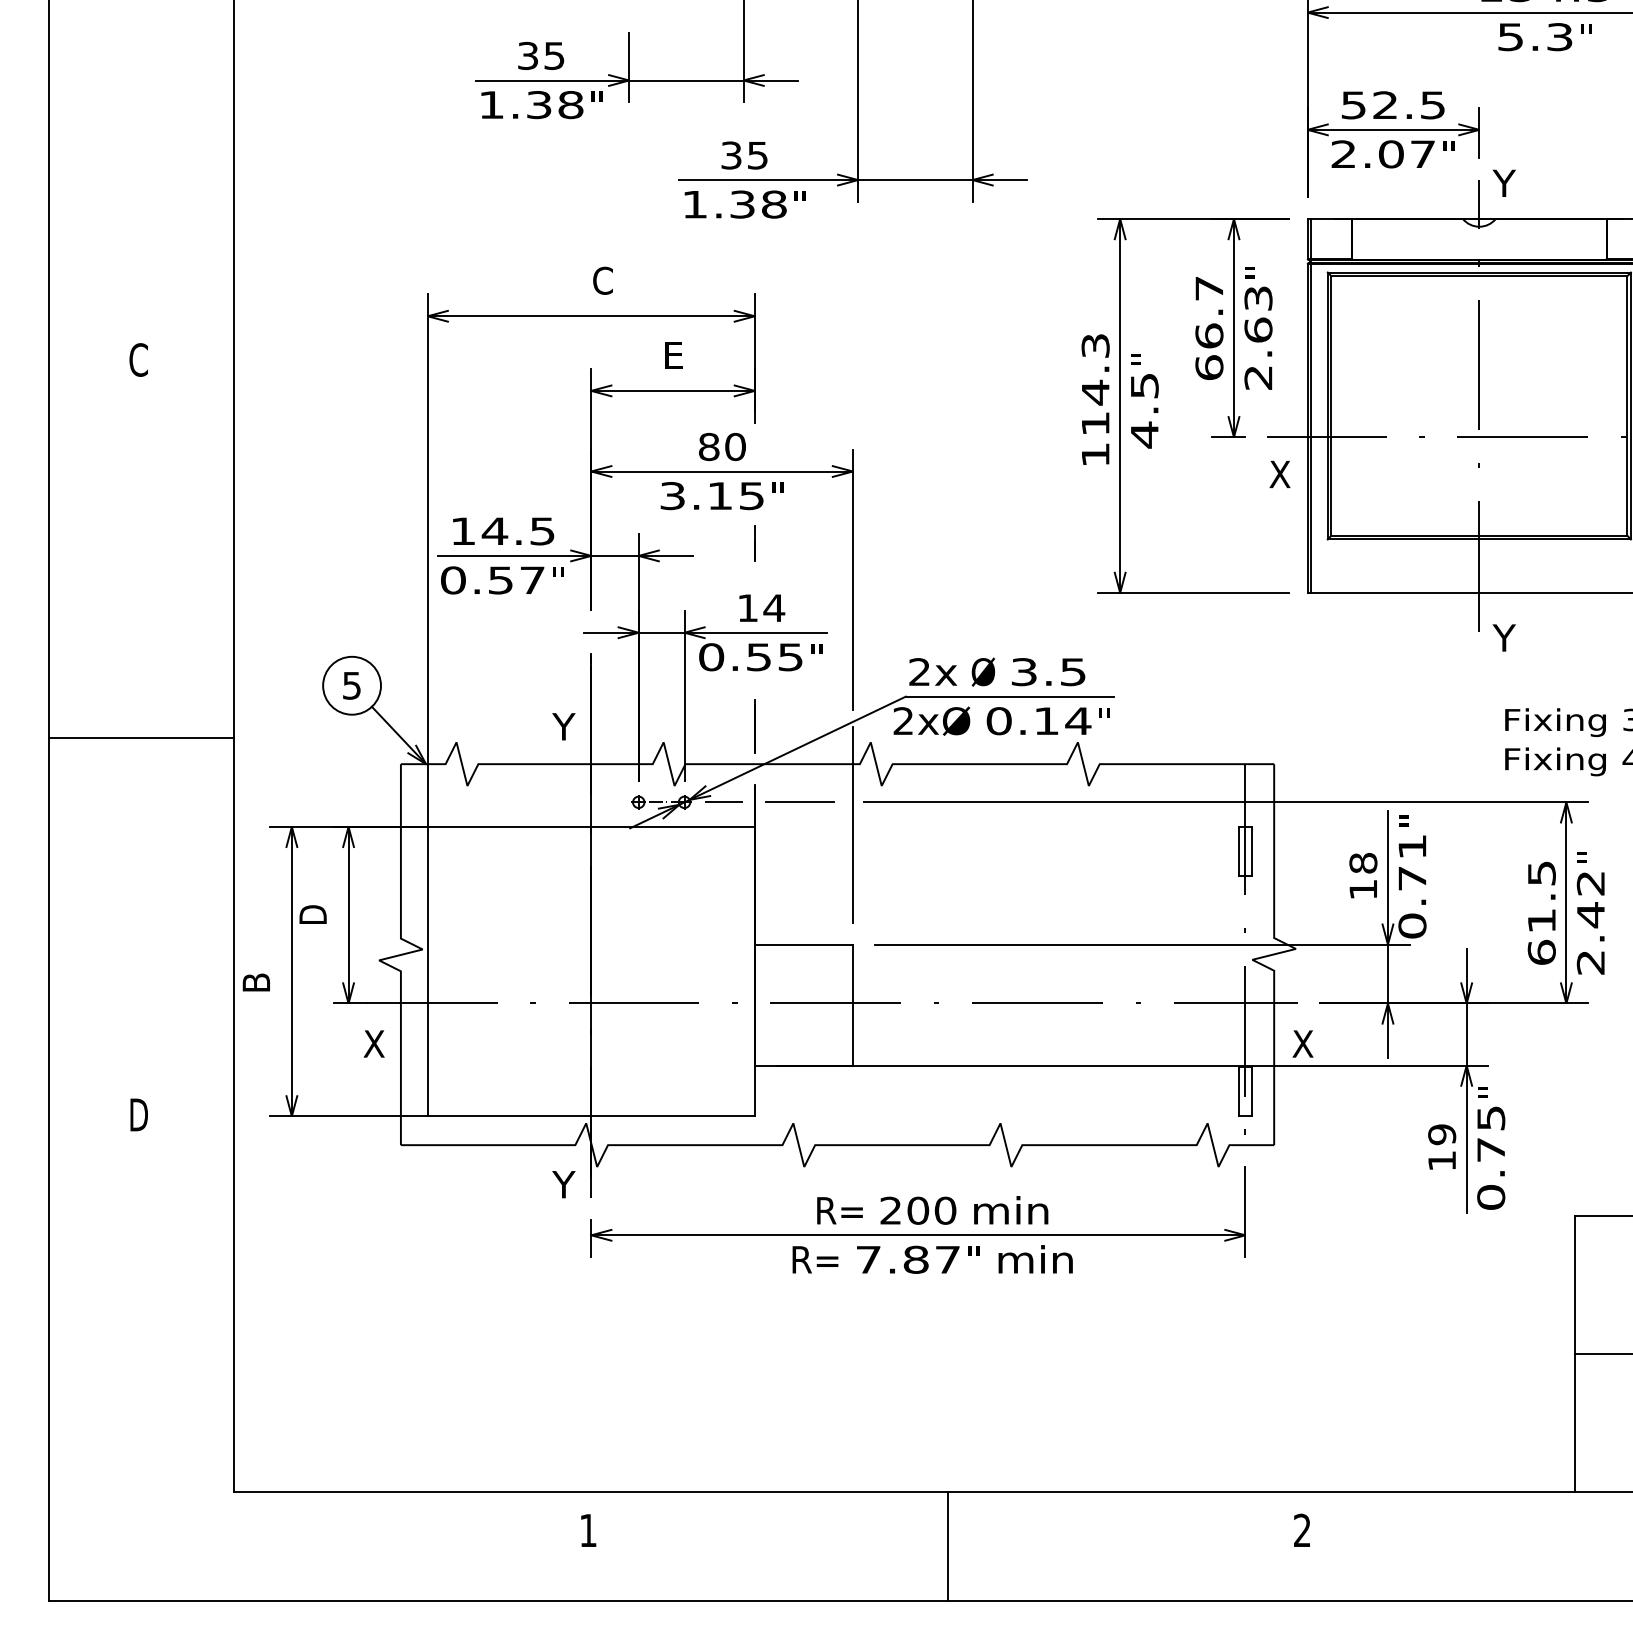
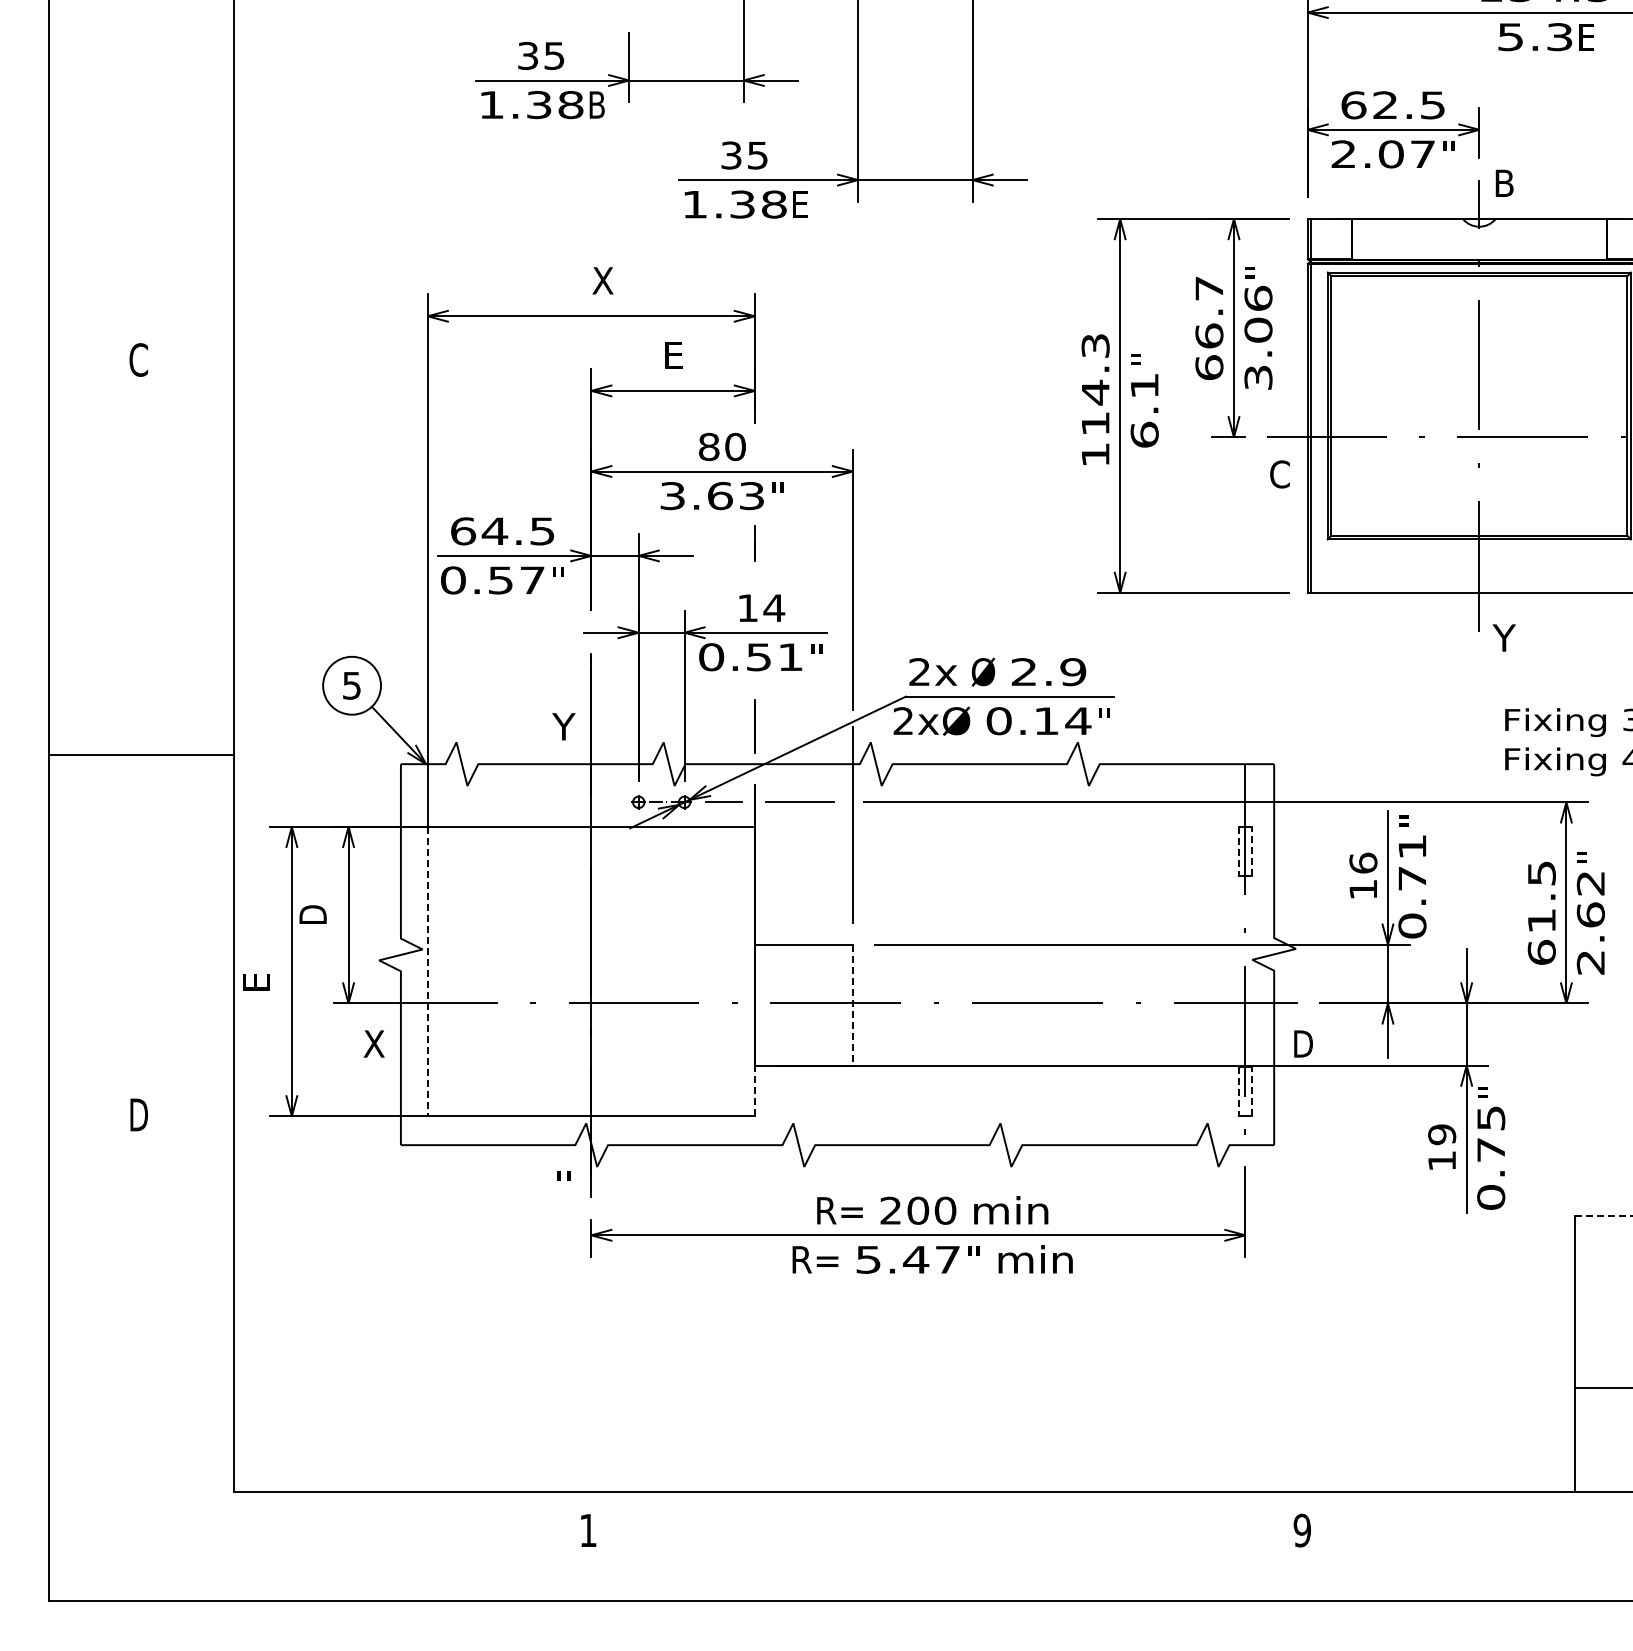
text: " -> E (1586, 37)
text: " -> B (596, 104)
text: 52.5 -> 62.5 (1353, 105)
text: Y -> B (1503, 182)
text: " -> E (800, 204)
text: C -> X (602, 280)
text: 2.63 -> 3.06 (1258, 337)
text: 4.5 -> 6.1 (1144, 411)
text: X -> C (1279, 474)
text: 3.15 -> 3.63 (735, 496)
text: 14.5 -> 64.5 (463, 531)
text: 0.55 -> 0.51 (790, 657)
text: 3.5 -> 2.9 (1048, 672)
line position: (141, 737) -> (141, 754) (141, 754)
line: solid -> dashed (1238, 851)
line: solid -> dashed (1251, 851)
text: 18 -> 16 (1363, 862)
text: 2.42 -> 2.62 (1590, 915)
line: solid -> dashed (427, 971)
text: B -> E (255, 982)
line: solid -> dashed (852, 1005)
text: X -> D (1302, 1043)
line: solid -> dashed (754, 1090)
line: solid -> dashed (1238, 1091)
line: solid -> dashed (1251, 1091)
text: Y -> " (563, 1184)
line: solid -> dashed (1604, 1215)
text: 7.87 -> 5.47 (892, 1259)
line position: (1602, 1354) -> (1602, 1388) (1602, 1388)
text: 2 -> 9 (1301, 1530)
line: present -> none (948, 1546)
